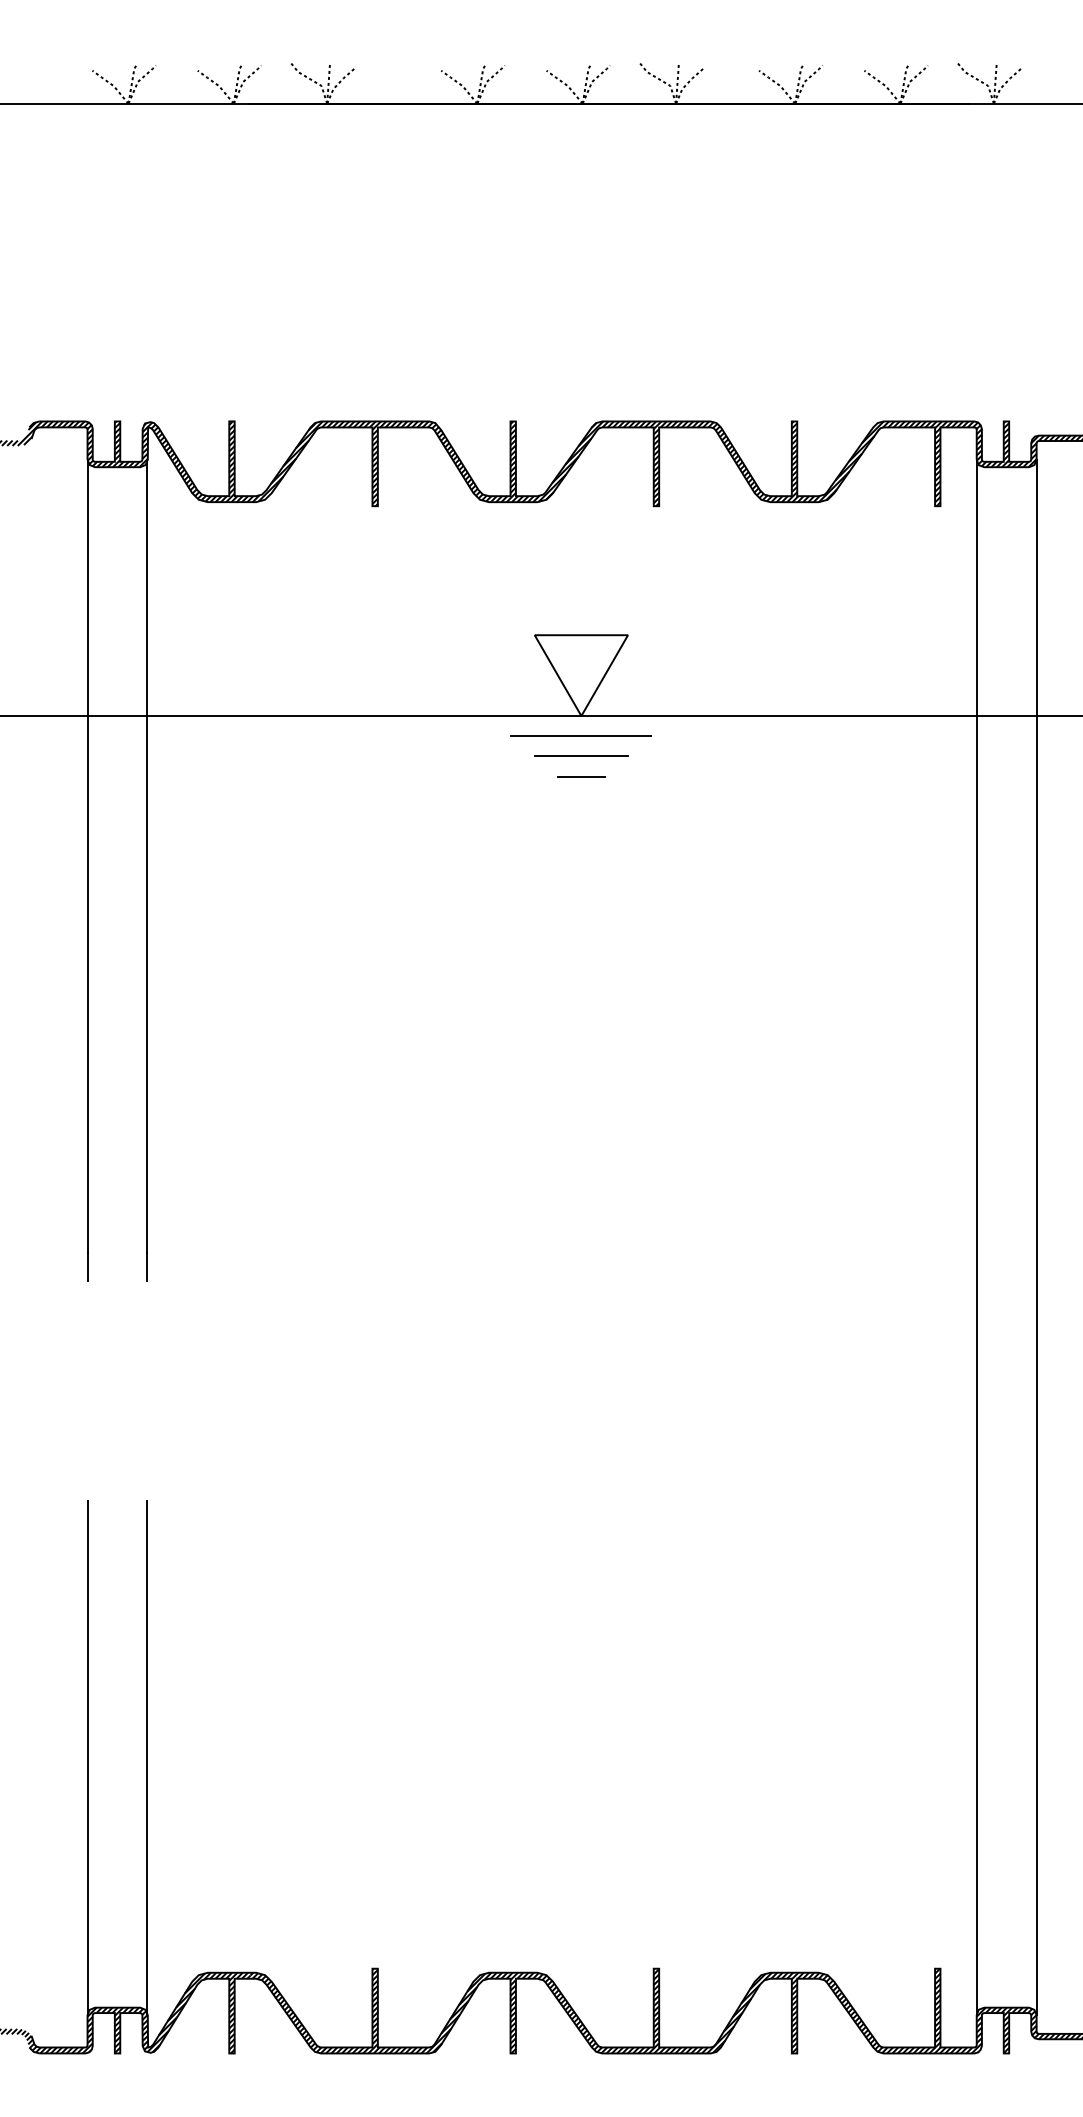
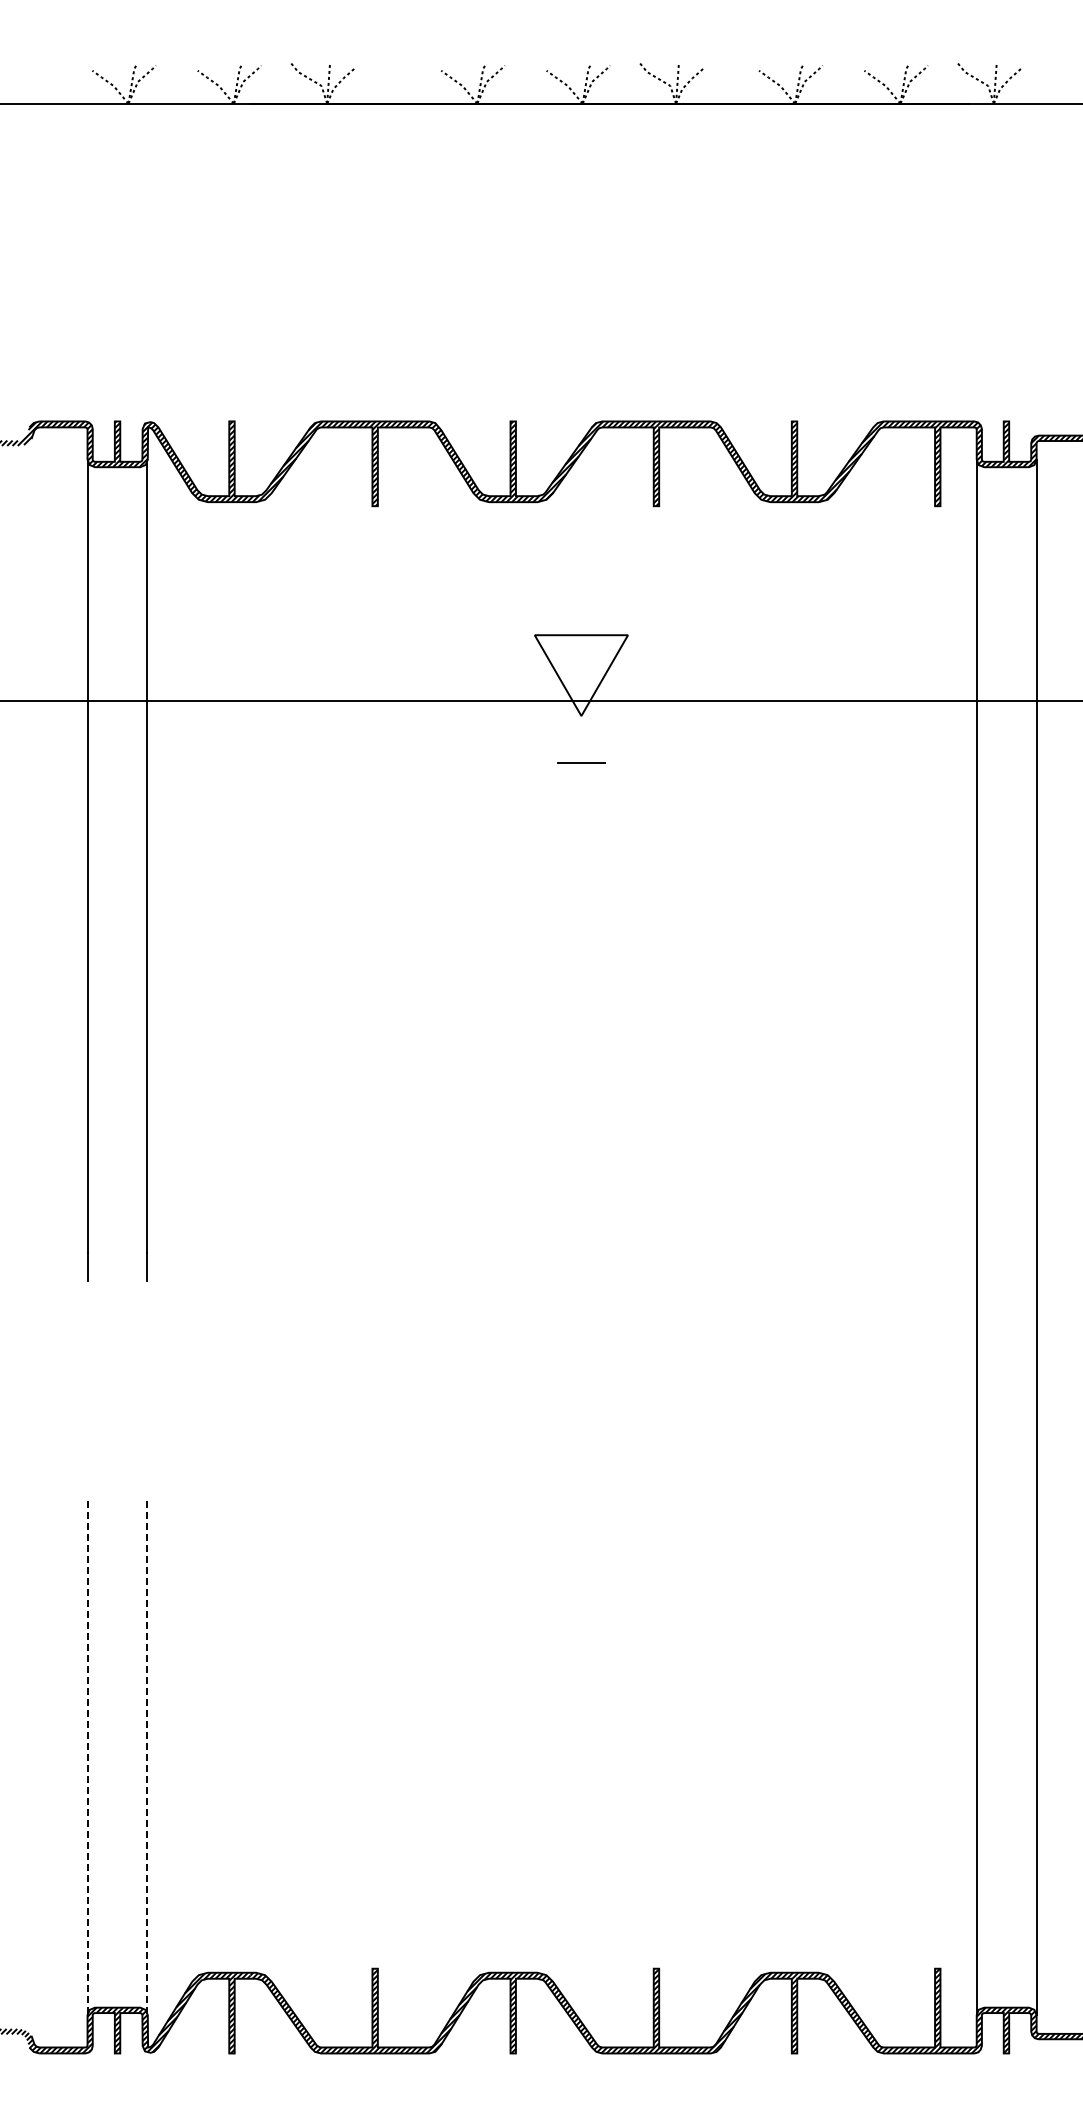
line position: (540, 716) -> (540, 701) (540, 701)
line: present -> none (581, 736)
line: present -> none (581, 756)
line position: (581, 776) -> (581, 762) (581, 762)
line: solid -> dashed (147, 1757)
line: solid -> dashed (87, 1758)
